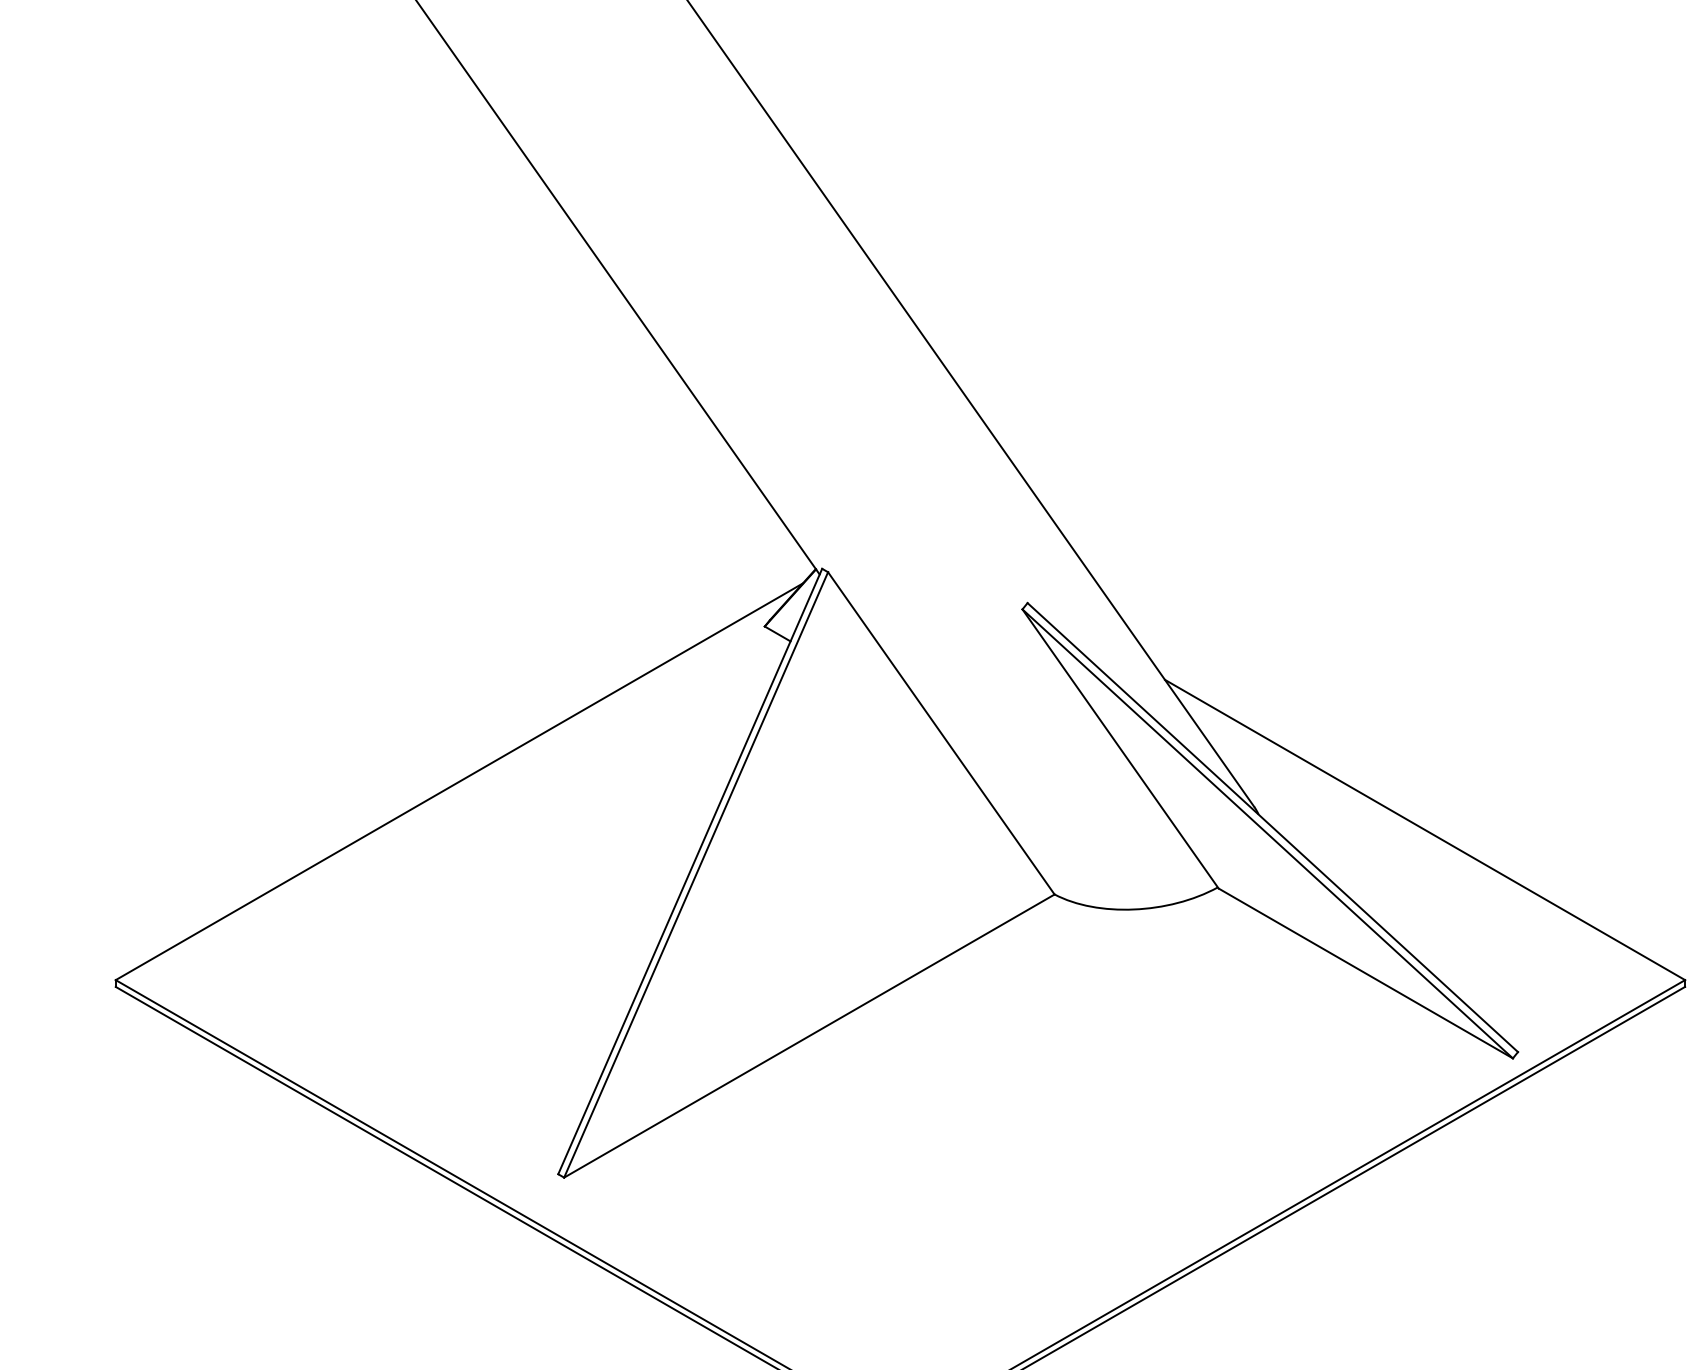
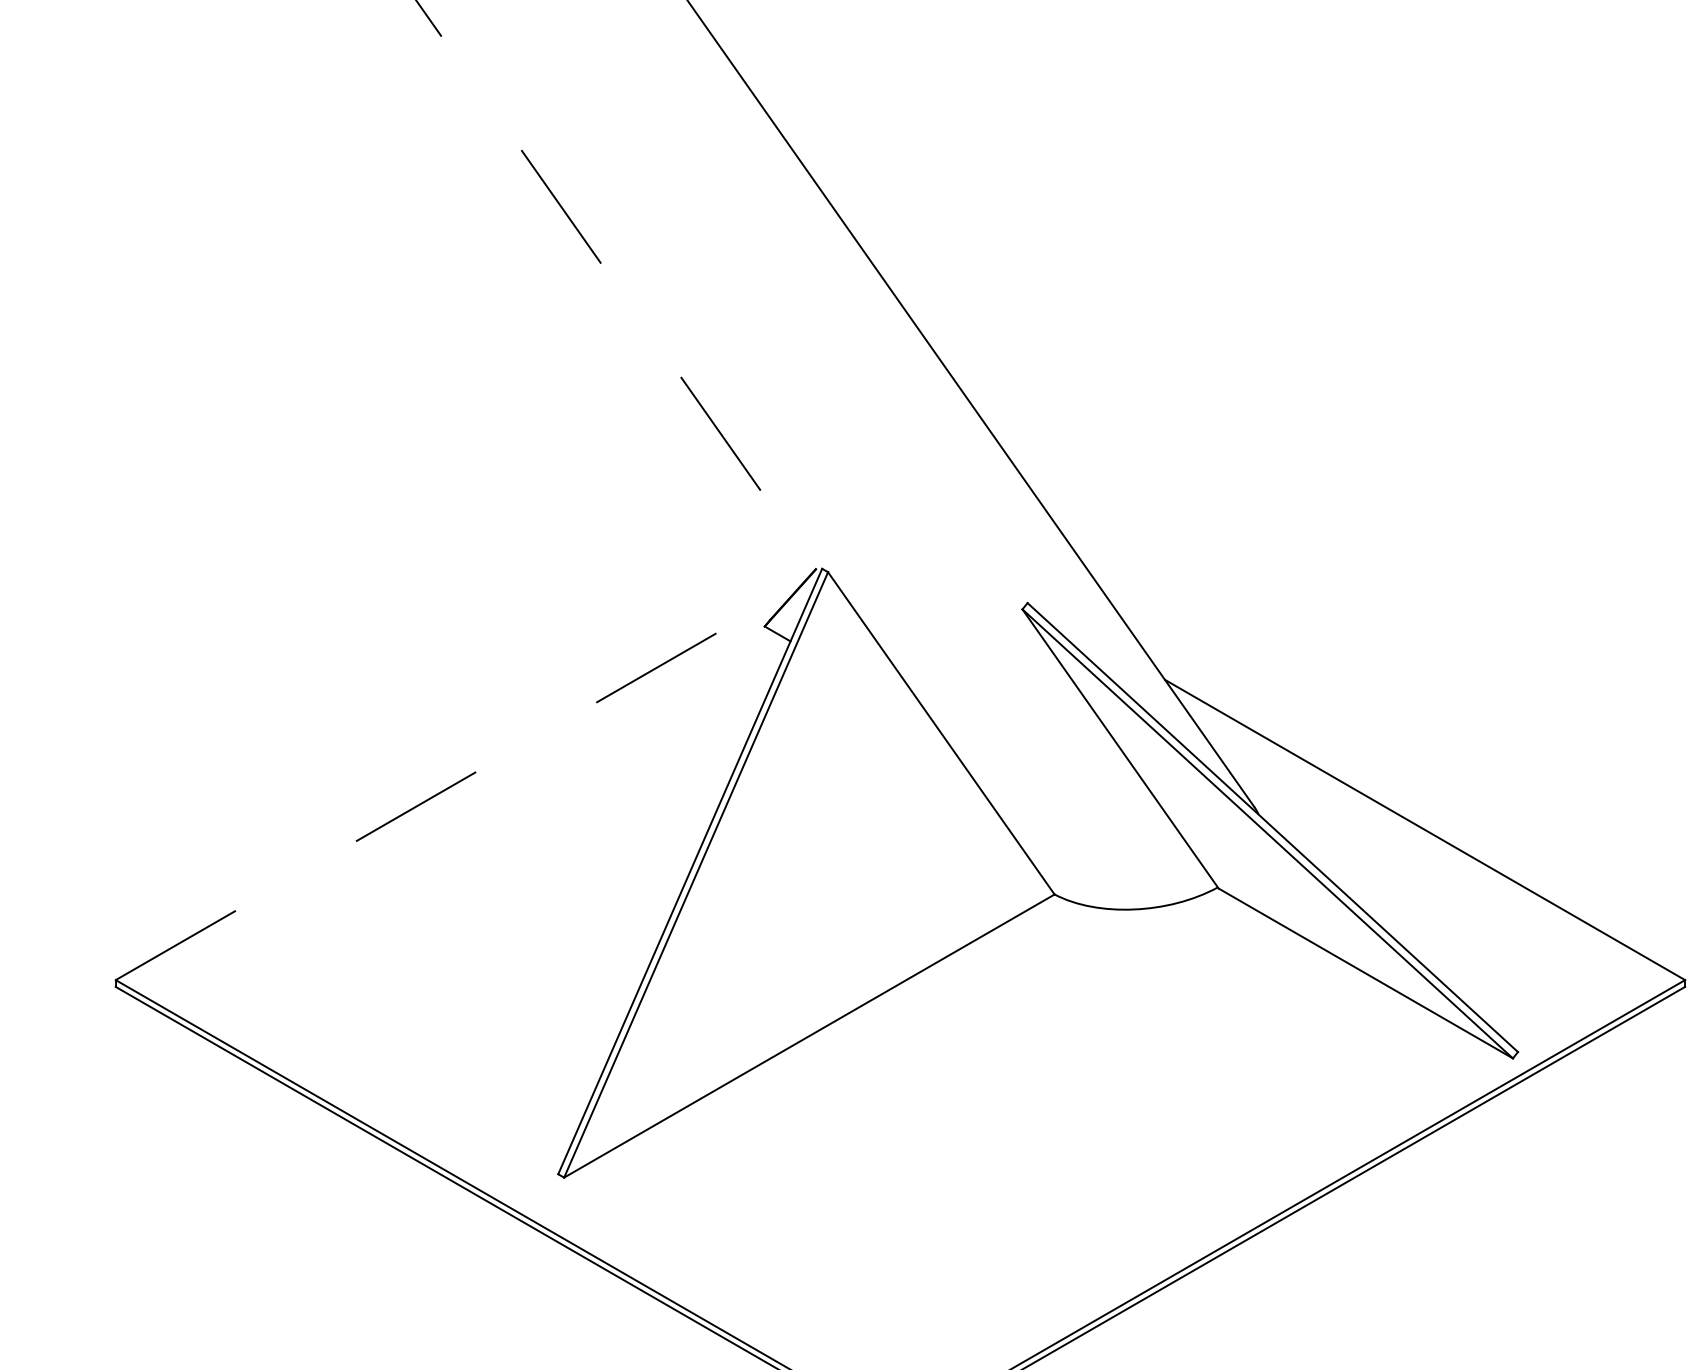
line: solid -> dashed (617, 287)
line: solid -> dashed (459, 781)
